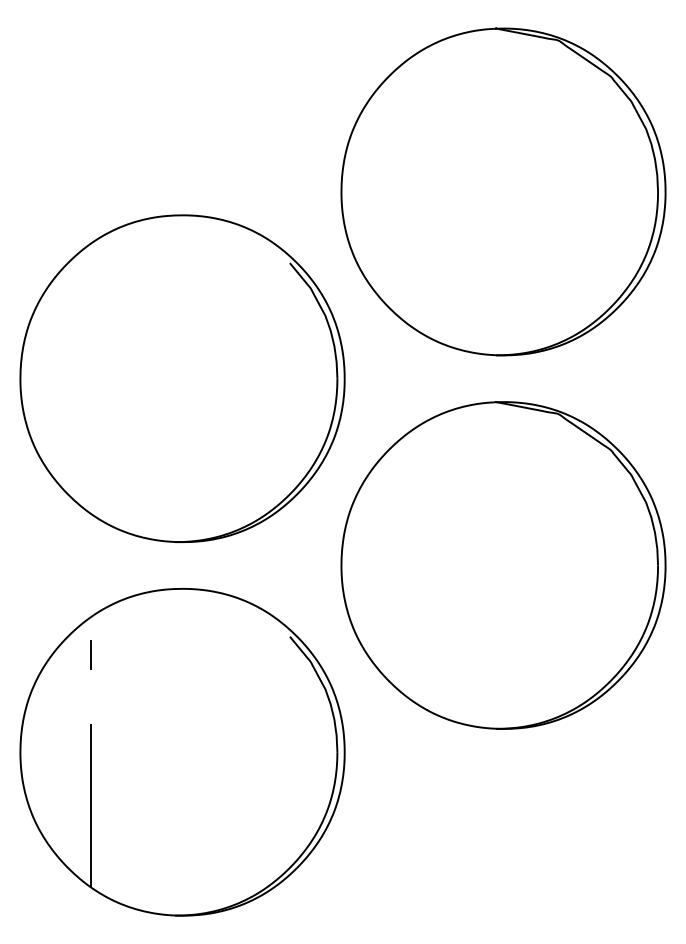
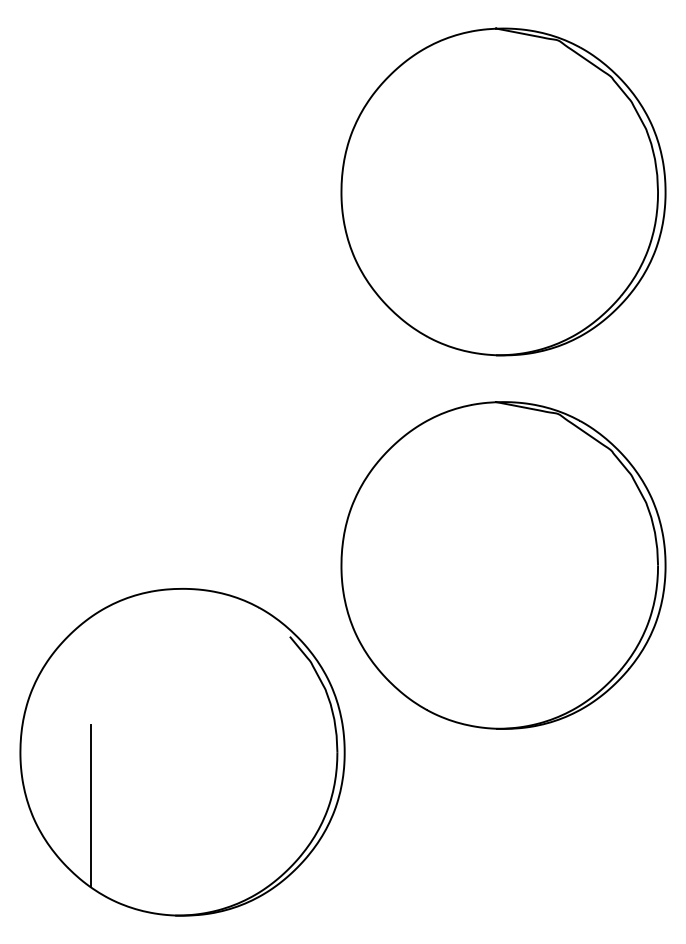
part: present -> none (182, 378)
line: present -> none (91, 654)
